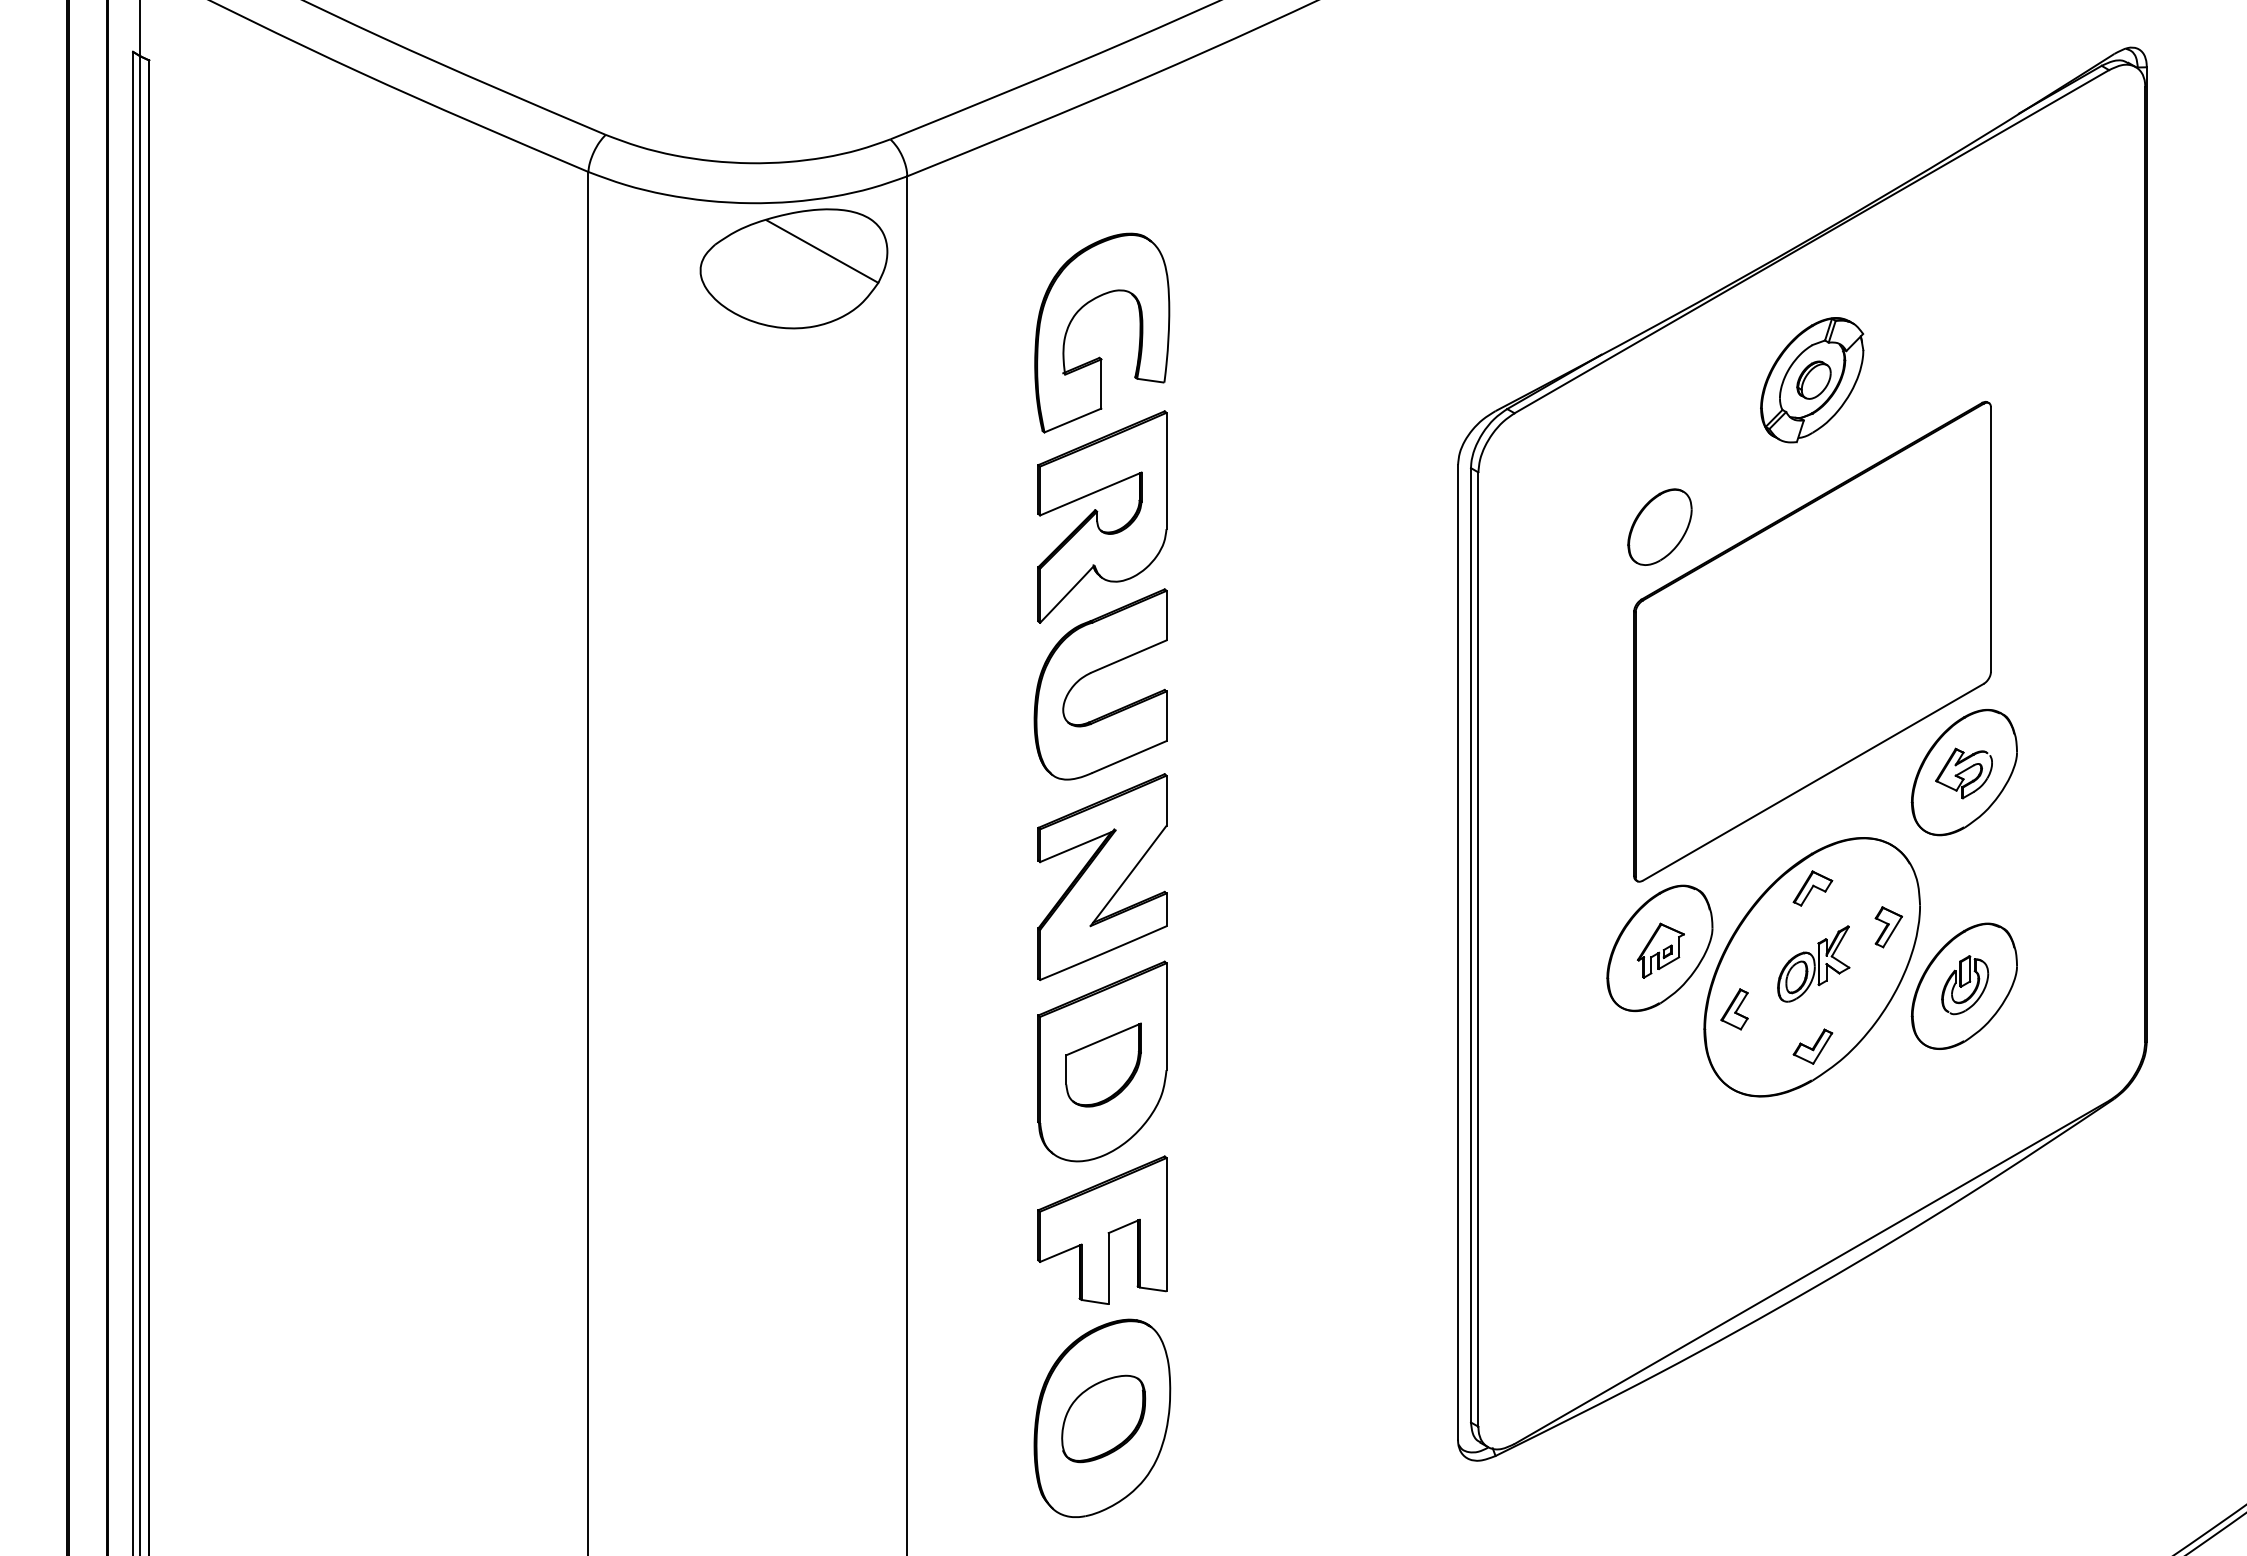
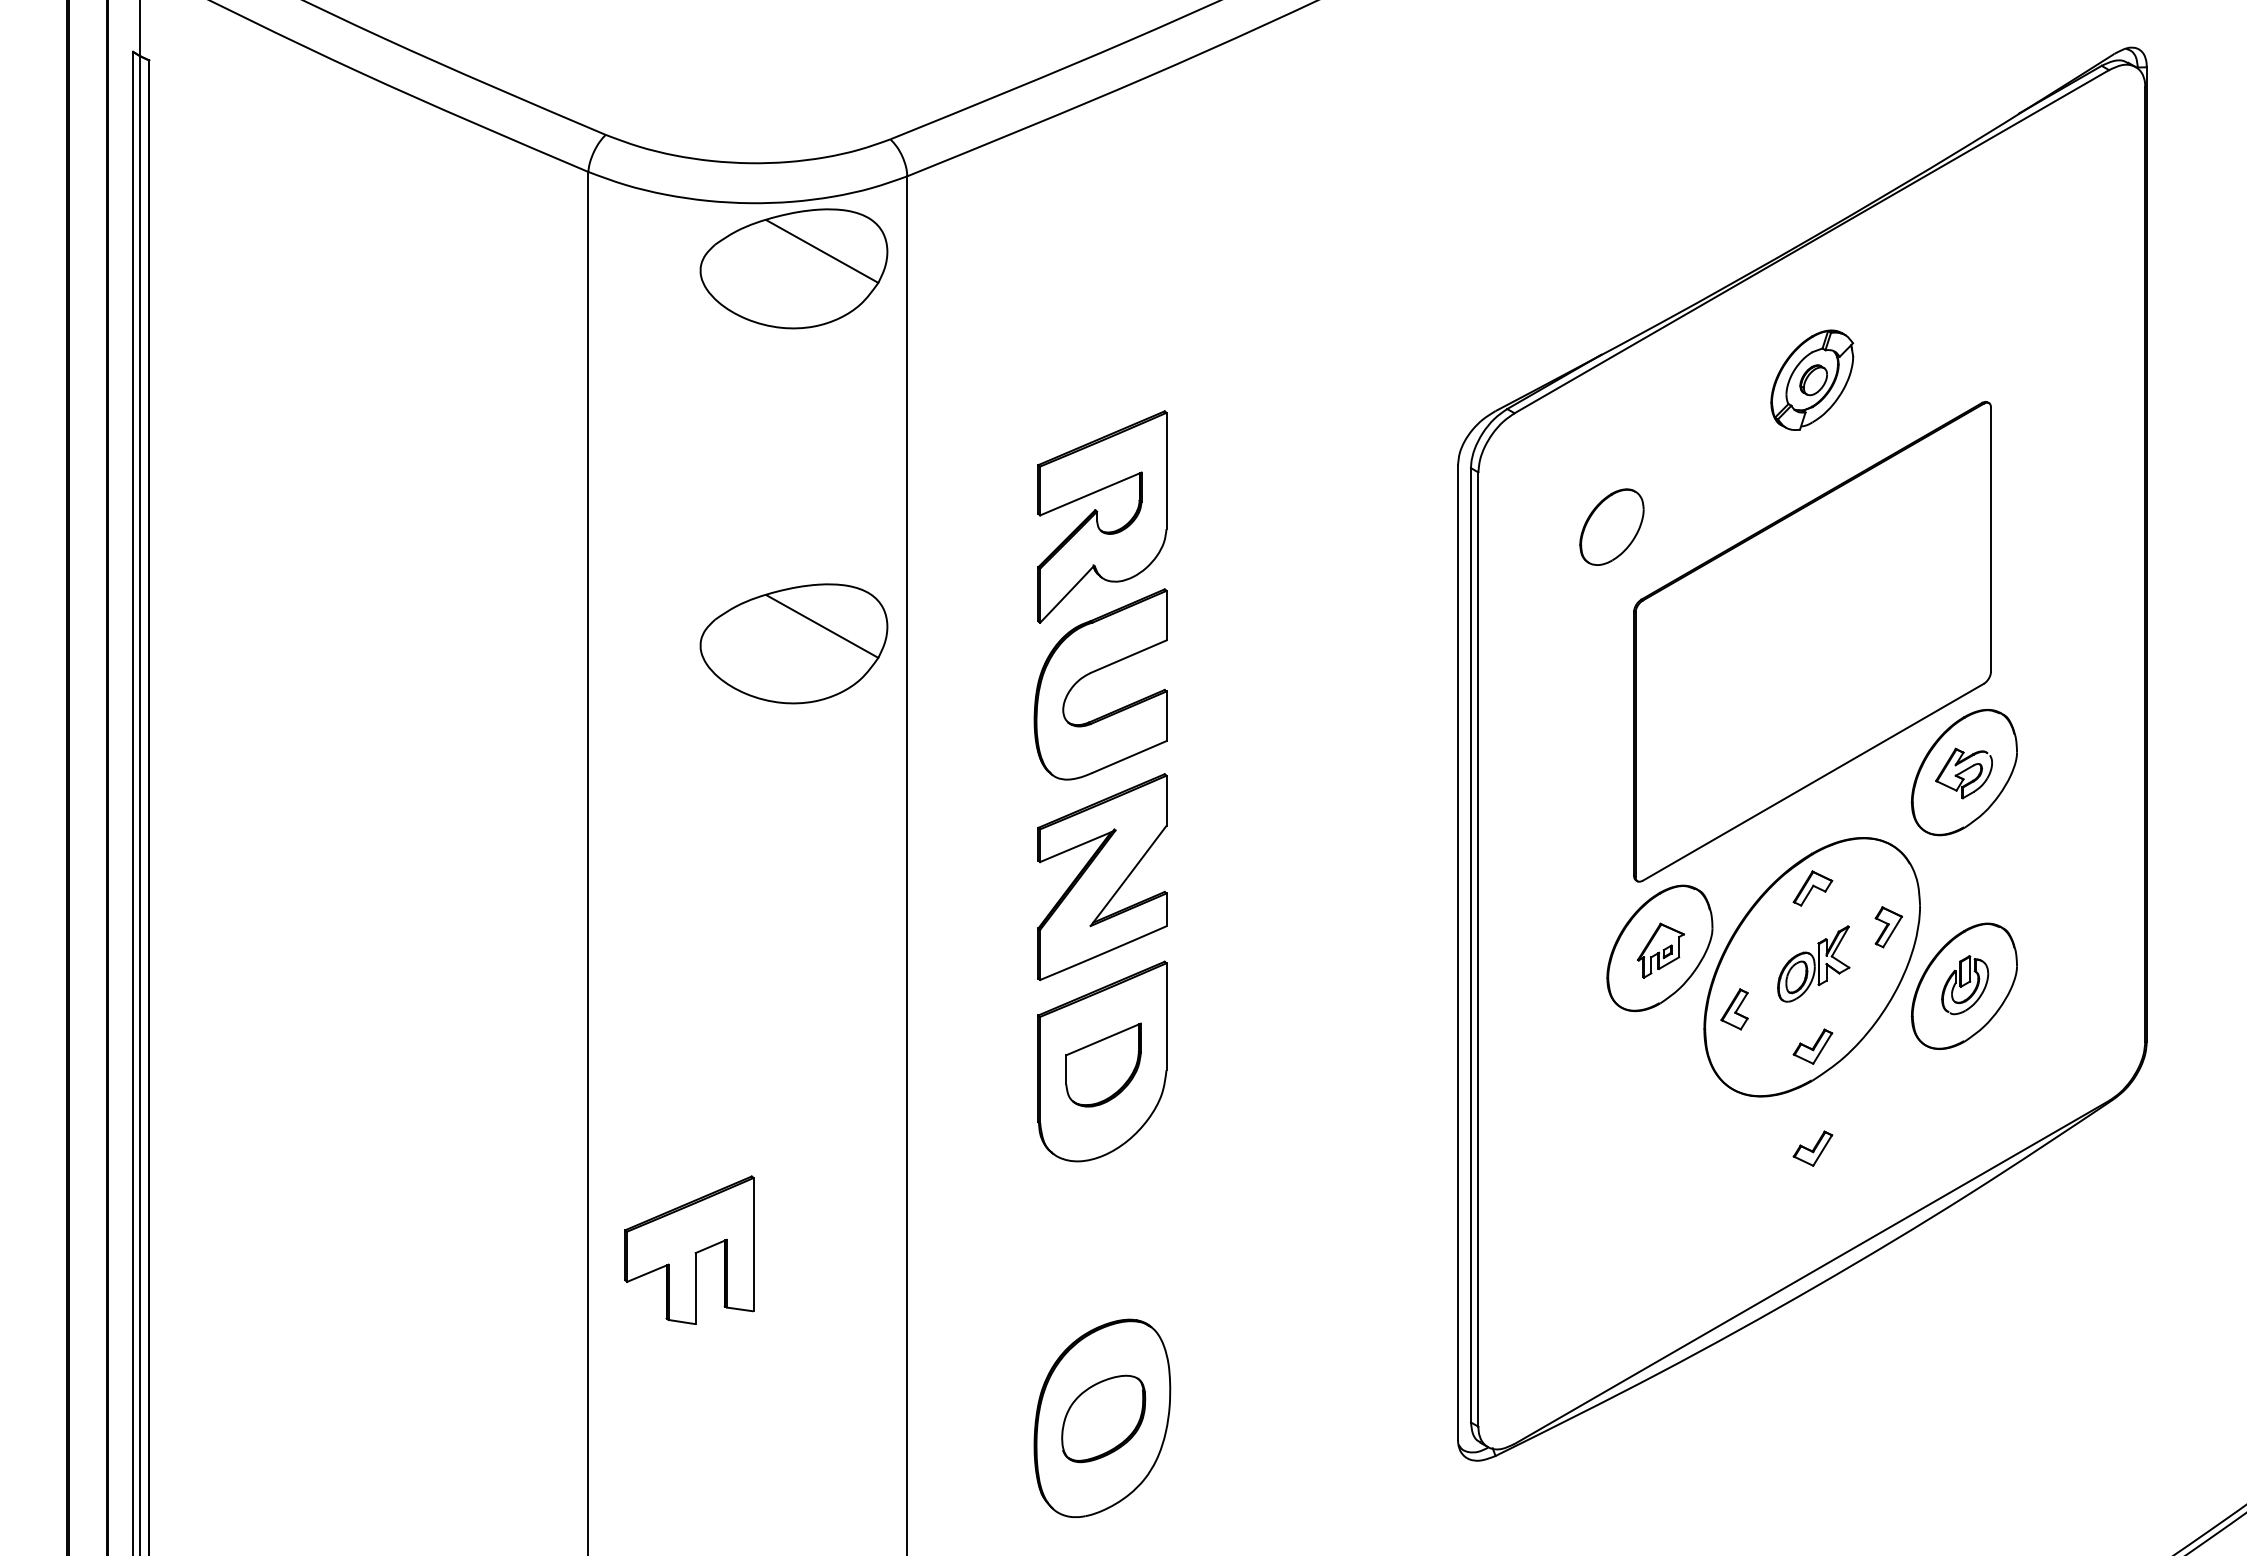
part: present -> none (1099, 356)
part size: 105x127 px -> 85x102 px (1812, 379)
part position: (1659, 526) -> (1611, 526) (1611, 526)
part: none -> present (793, 643)
part: none -> present (1812, 1148)
part position: (1102, 1229) -> (689, 1249) (689, 1249)
